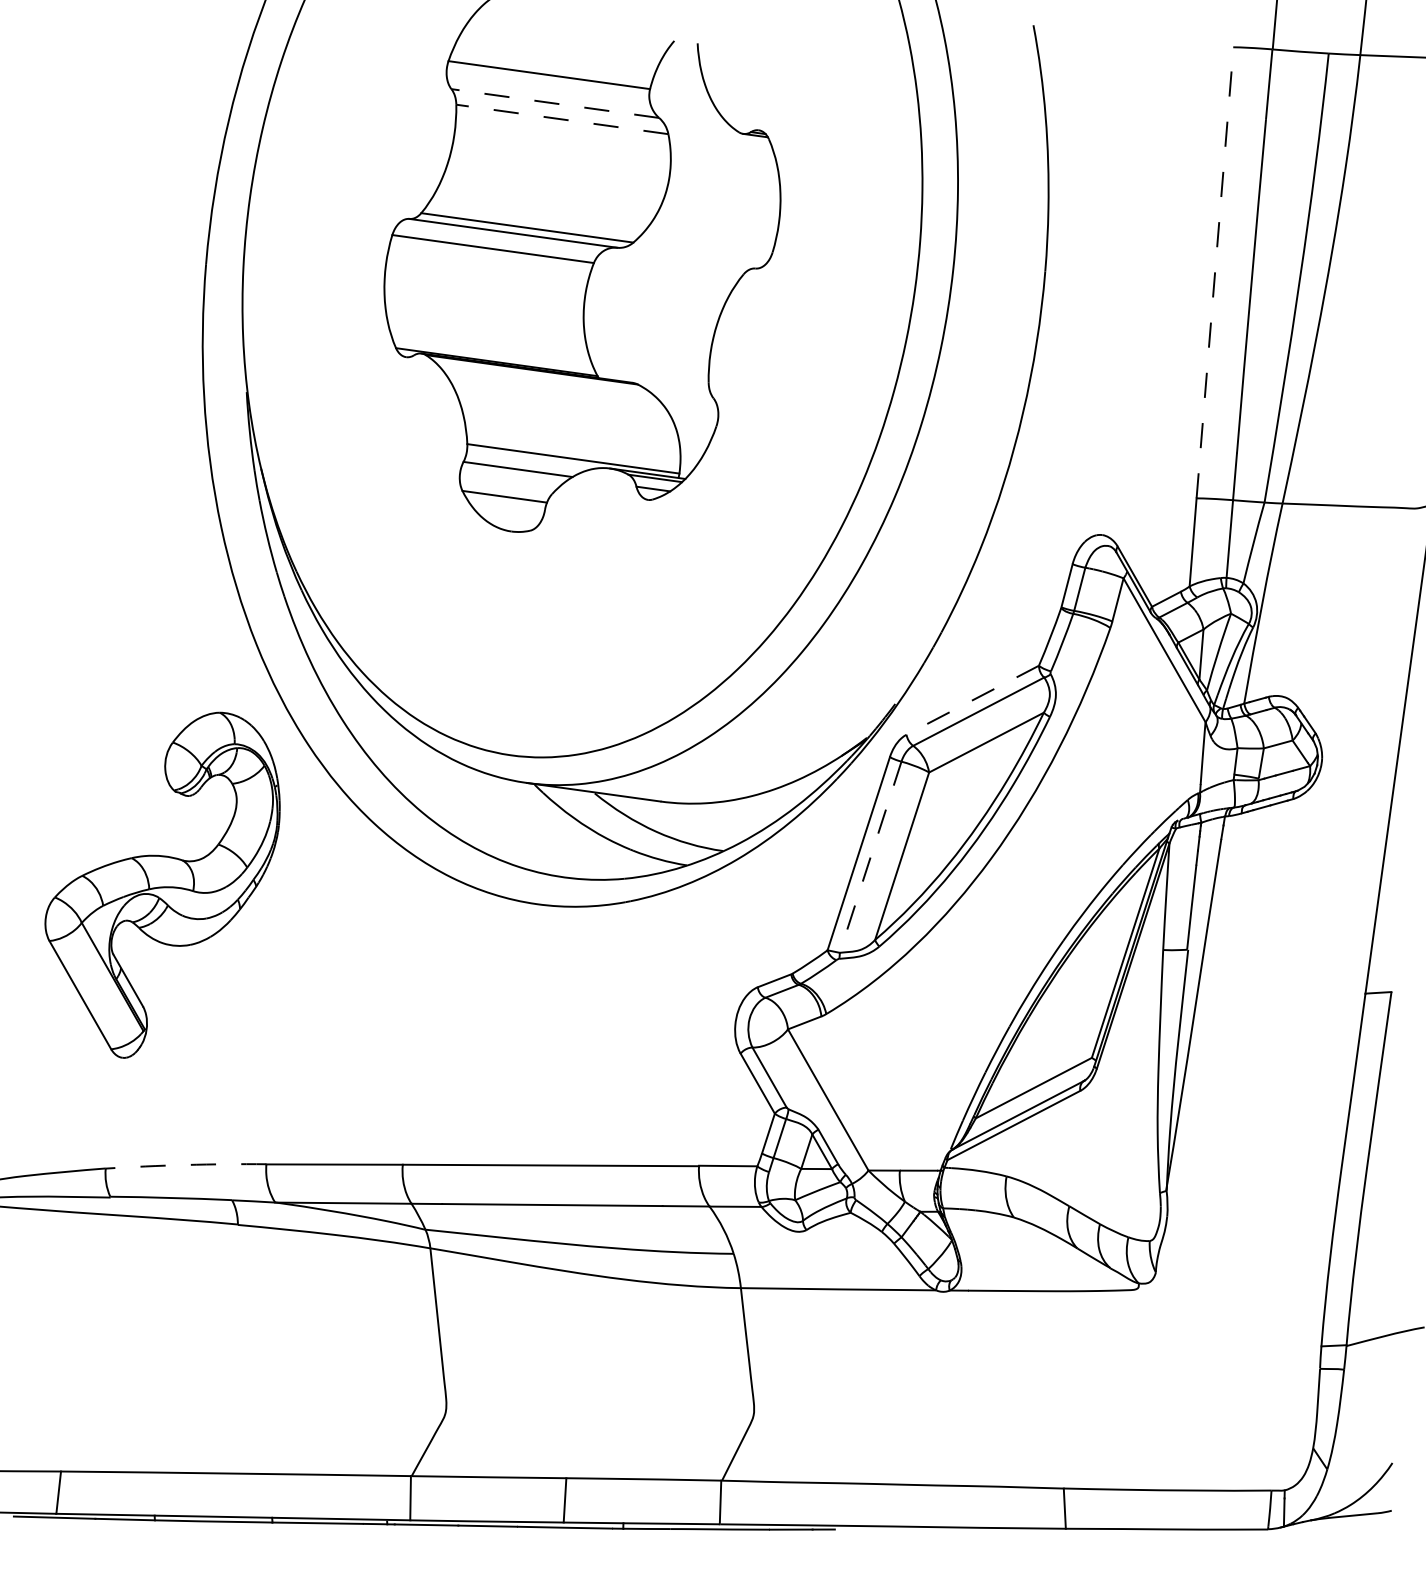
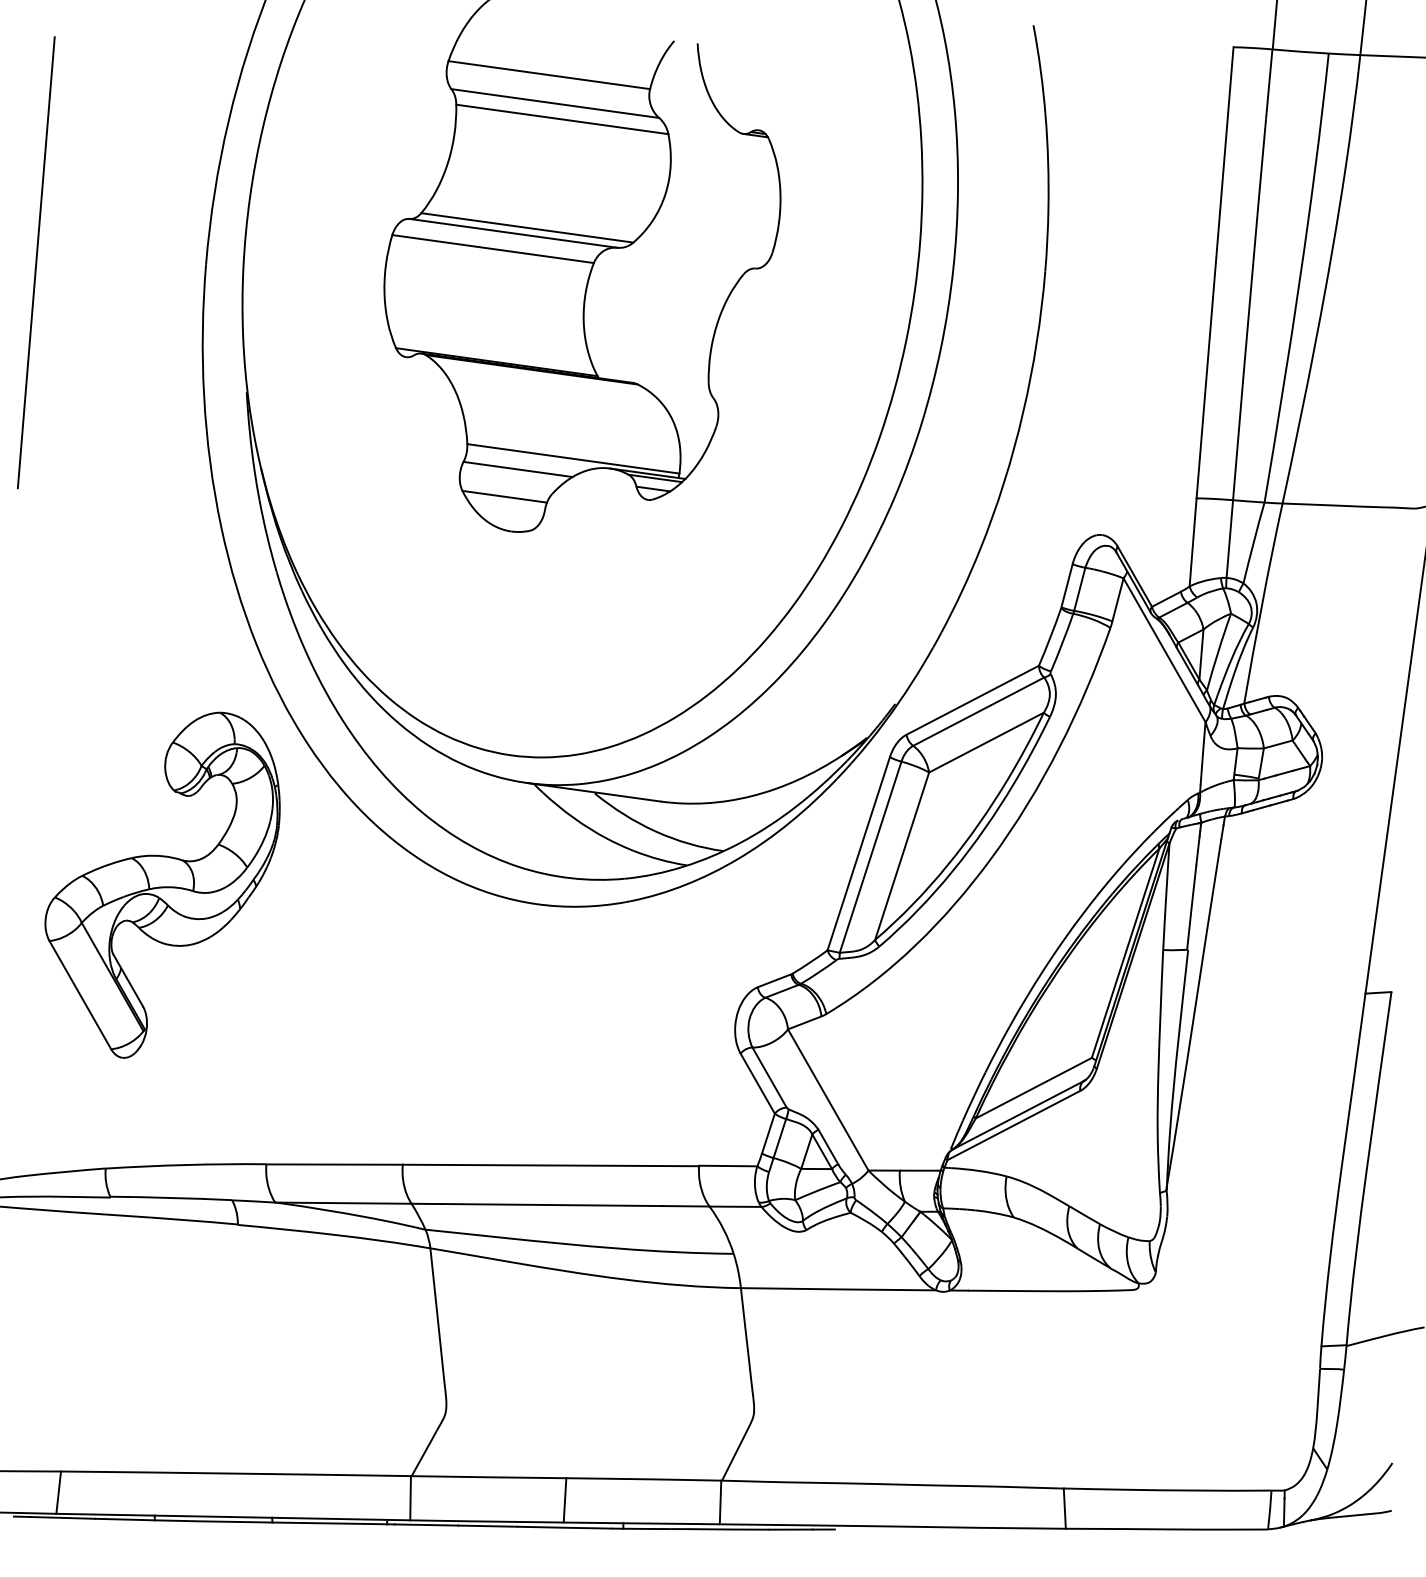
line: dashed -> solid (555, 103)
line: dashed -> solid (561, 119)
line: none -> present (36, 262)
line: dashed -> solid (1215, 272)
line: dashed -> solid (972, 700)
line: dashed -> solid (870, 857)
arc: dashed -> solid (186, 1164)
